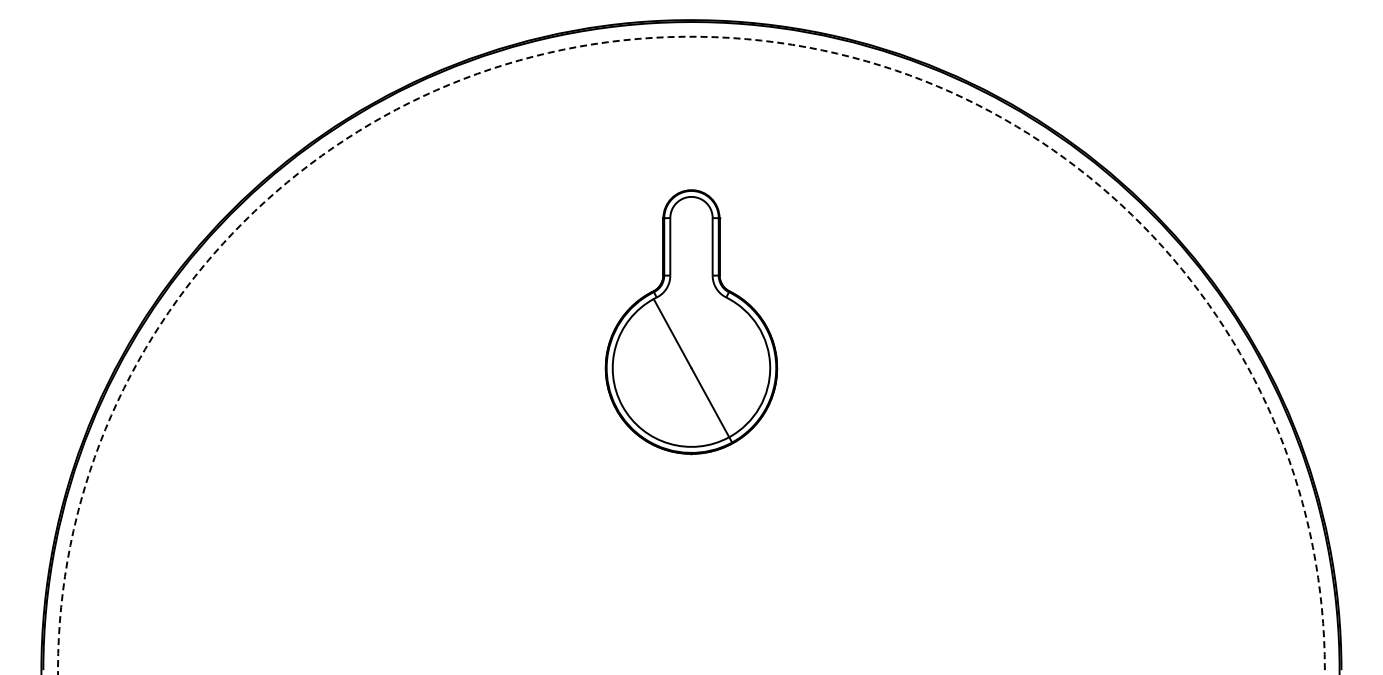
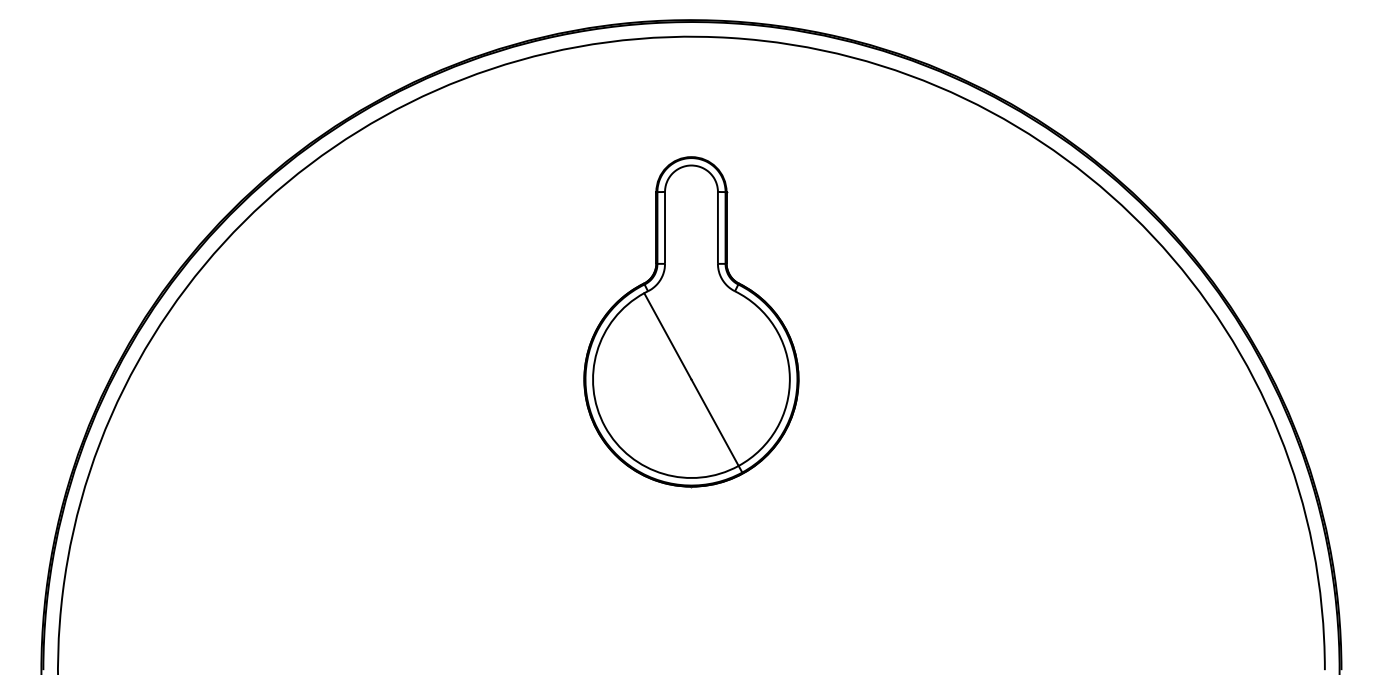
arc: dashed -> solid (687, 36)
part size: 175x267 px -> 217x333 px (691, 322)
